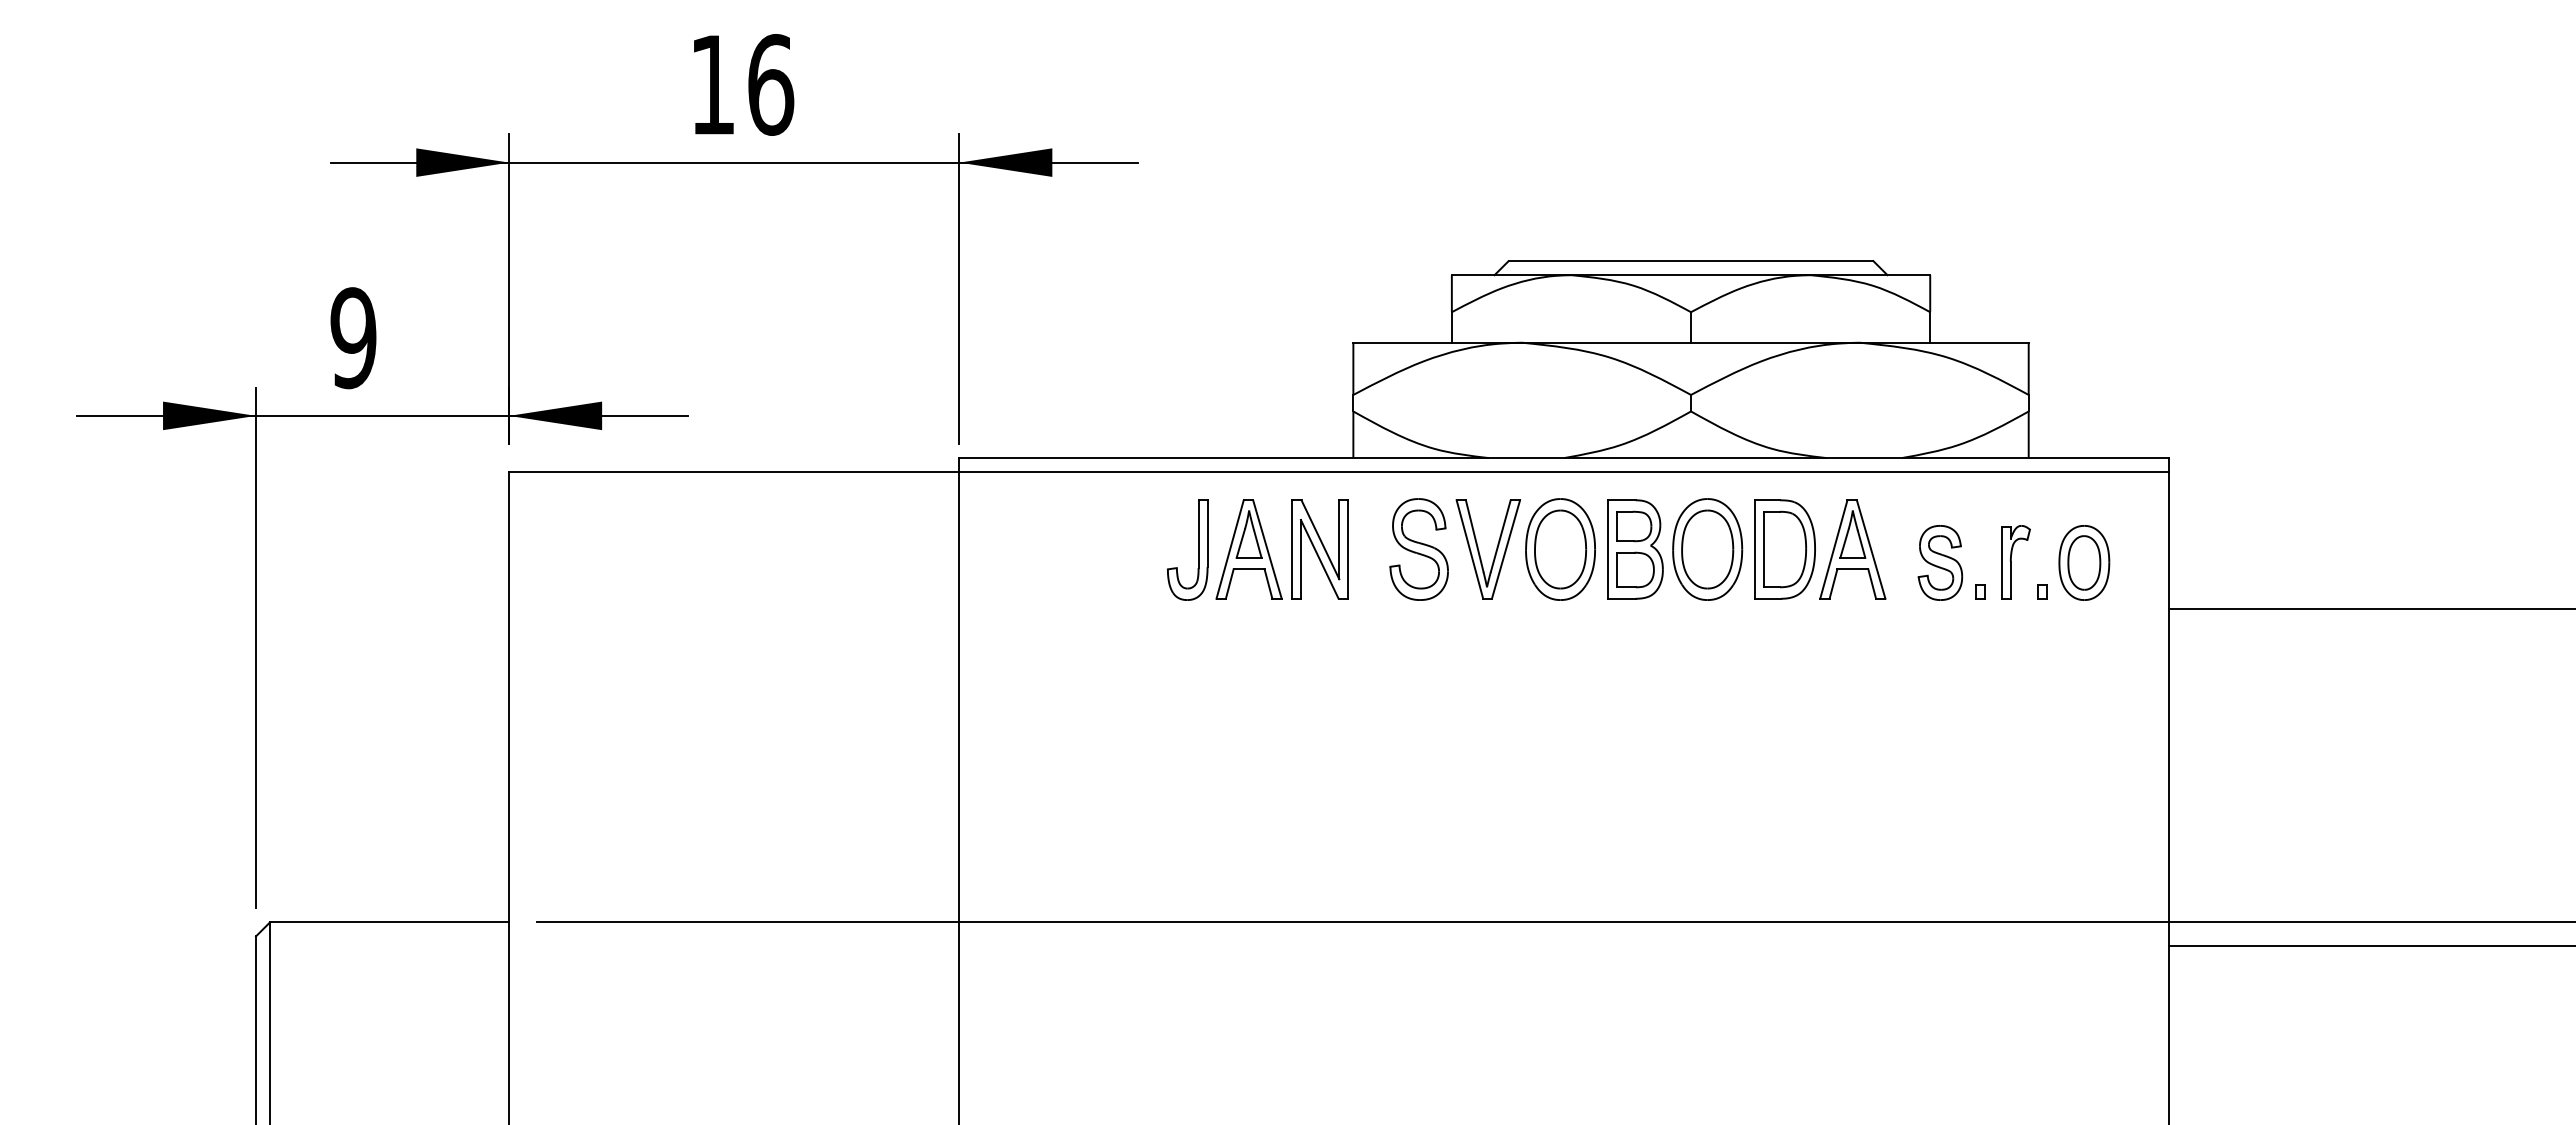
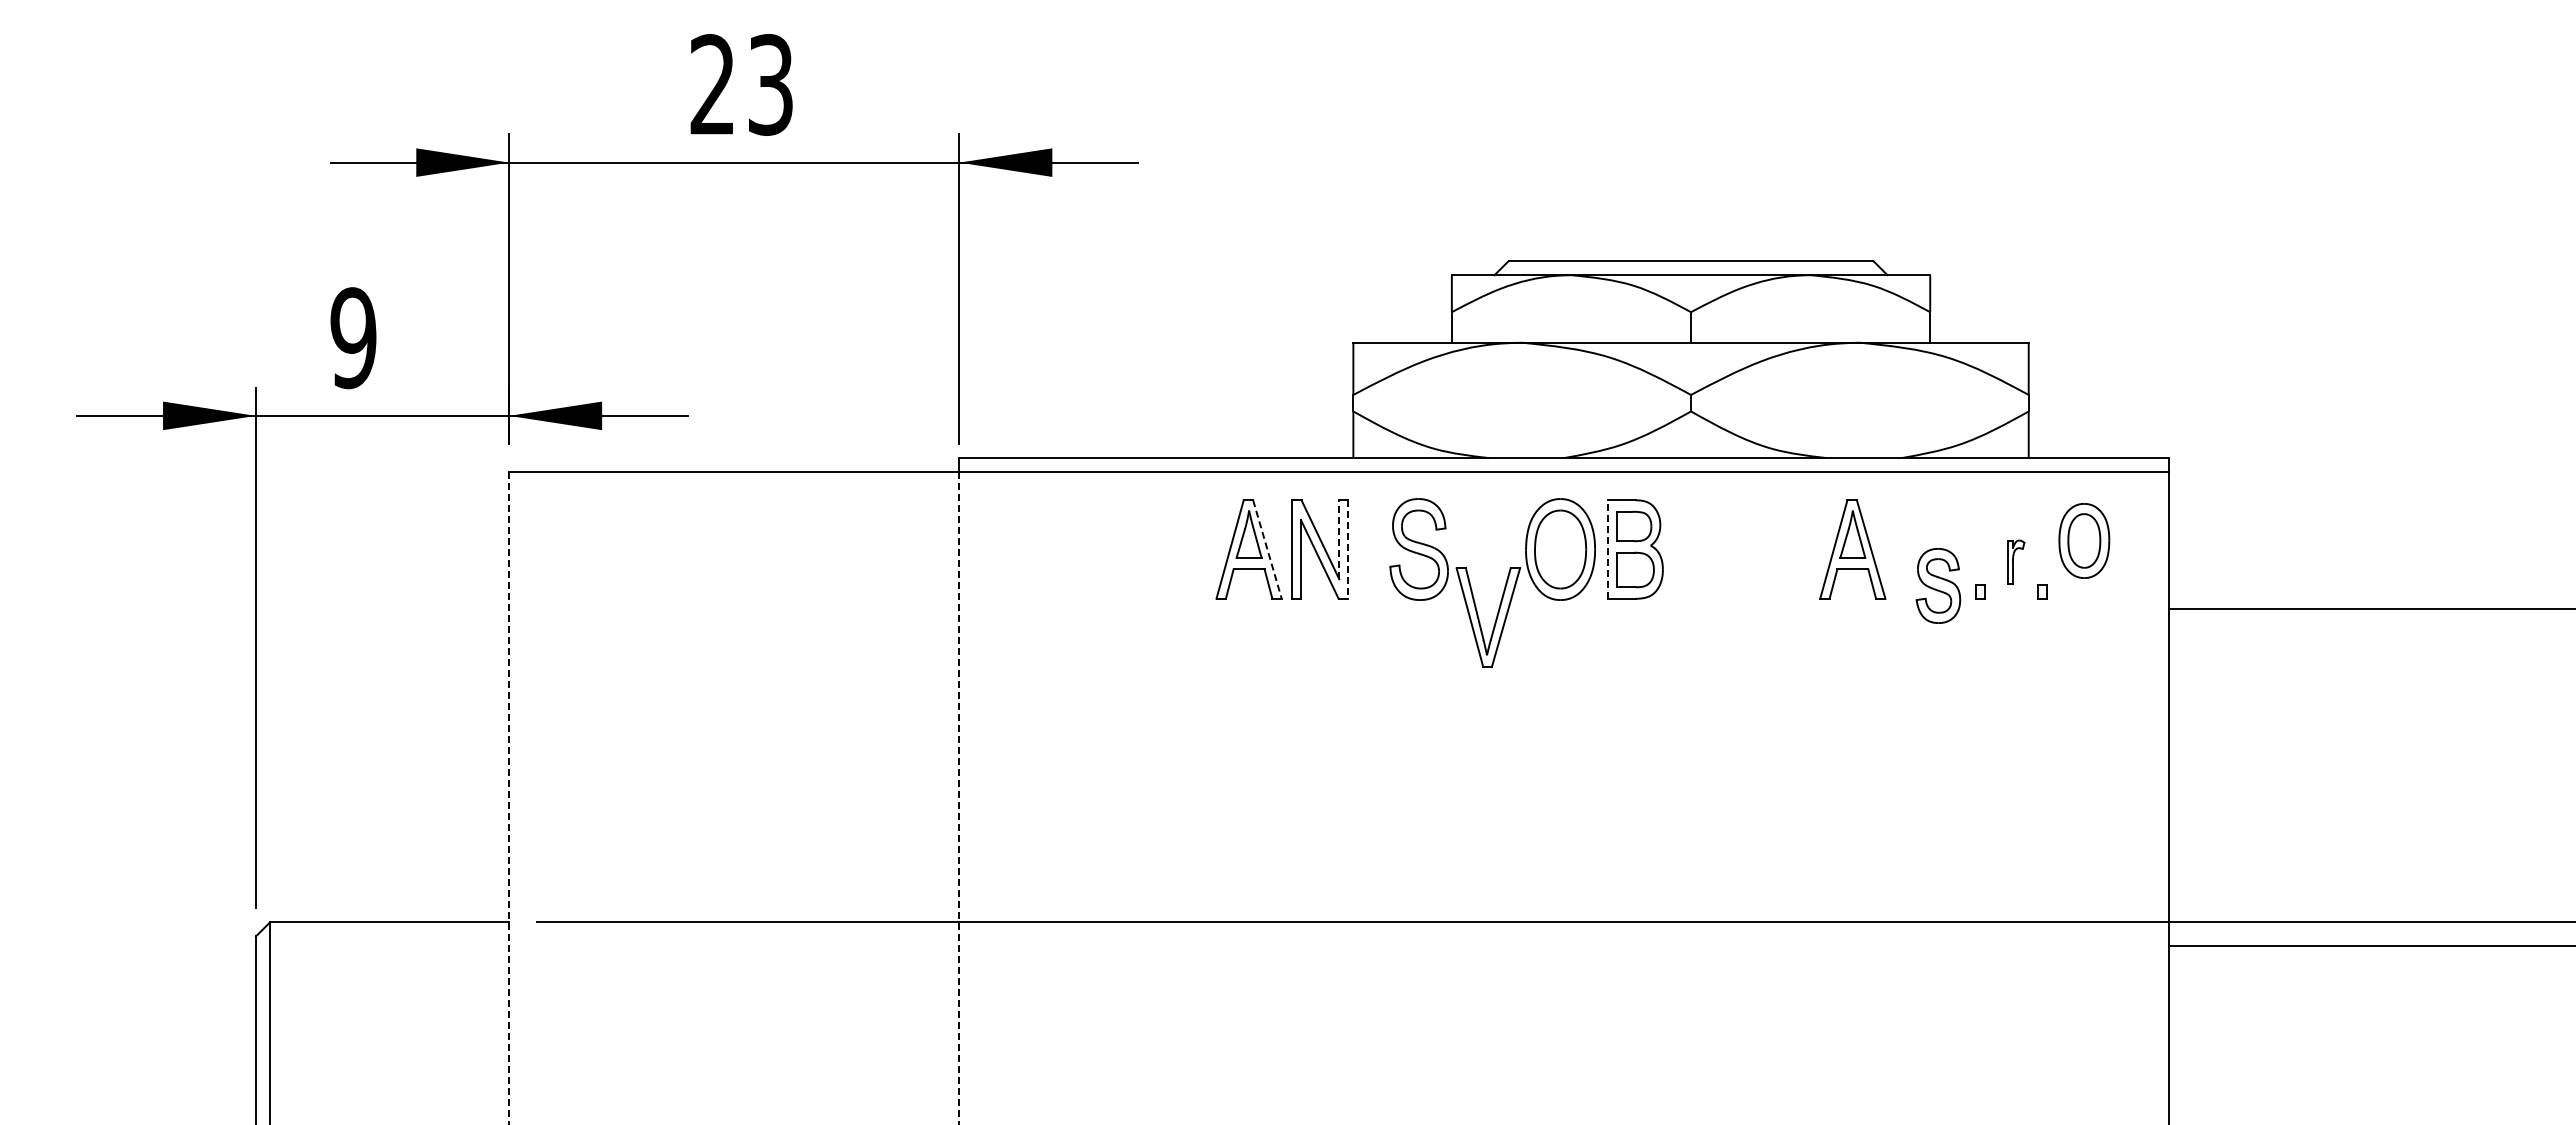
text: 16 -> 23 (742, 84)
line: solid -> dashed (1339, 539)
part: present -> none (1198, 549)
line: solid -> dashed (1607, 549)
part: present -> none (1707, 549)
part: present -> none (1784, 549)
line: solid -> dashed (1267, 550)
line: solid -> dashed (1348, 550)
part position: (1479, 550) -> (1479, 618) (1479, 618)
part position: (1940, 562) -> (1938, 585) (1938, 585)
part size: 30x75 px -> 19x46 px (2016, 561)
part position: (2084, 562) -> (2084, 540) (2084, 540)
line: solid -> dashed (509, 797)
line: solid -> dashed (959, 799)
